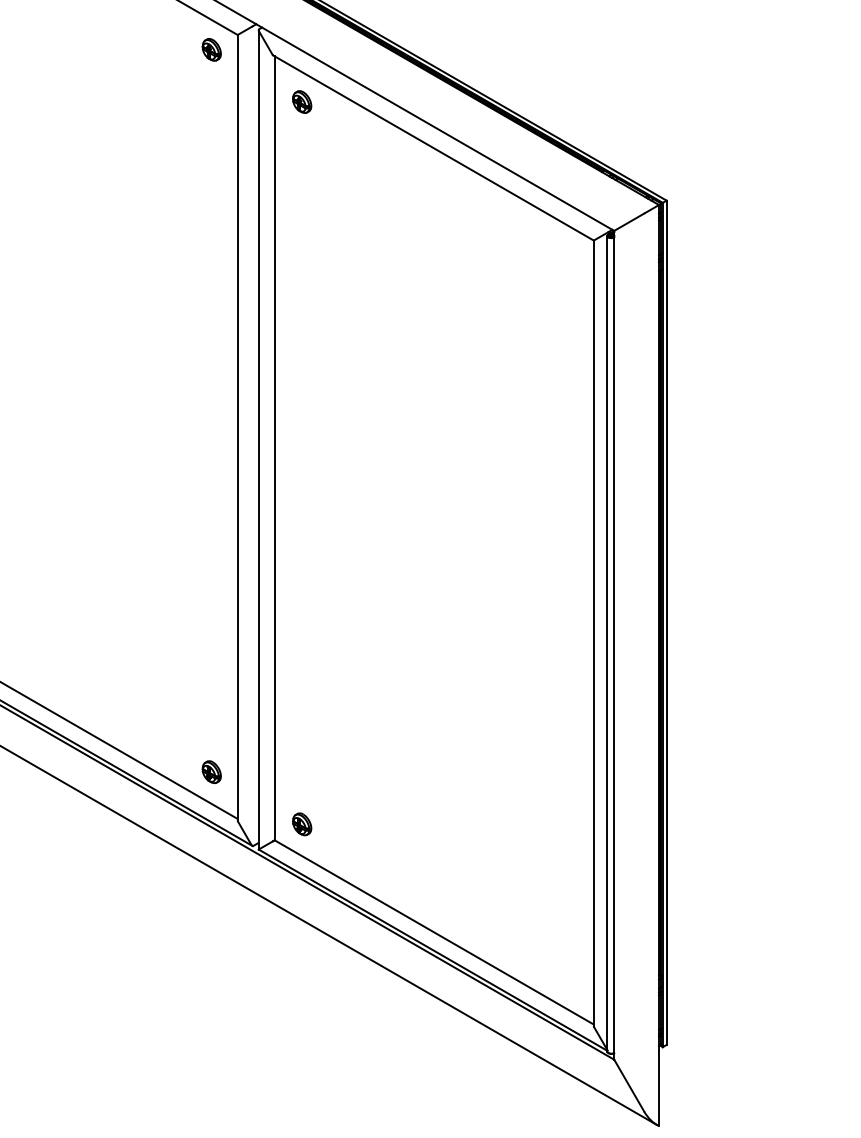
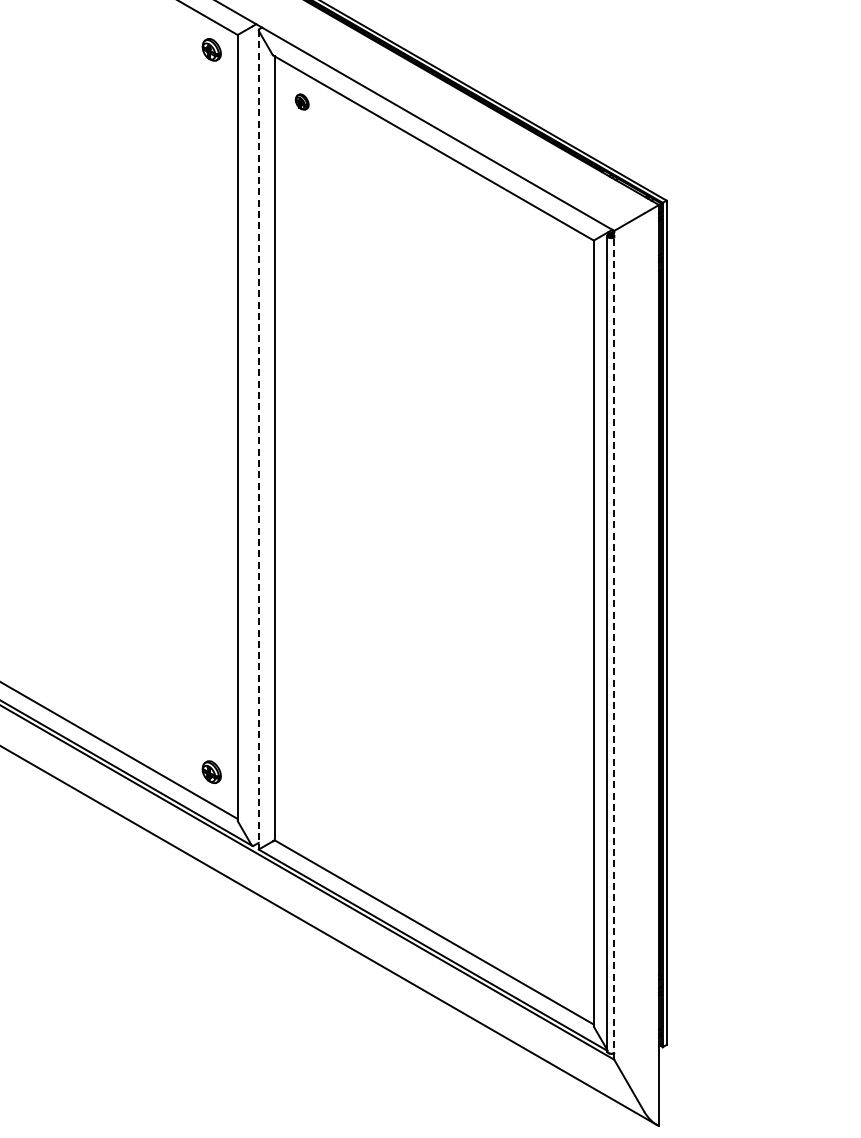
part size: 21x24 px -> 15x18 px (302, 101)
line: solid -> dashed (258, 439)
line: solid -> dashed (614, 644)
part: present -> none (302, 824)
